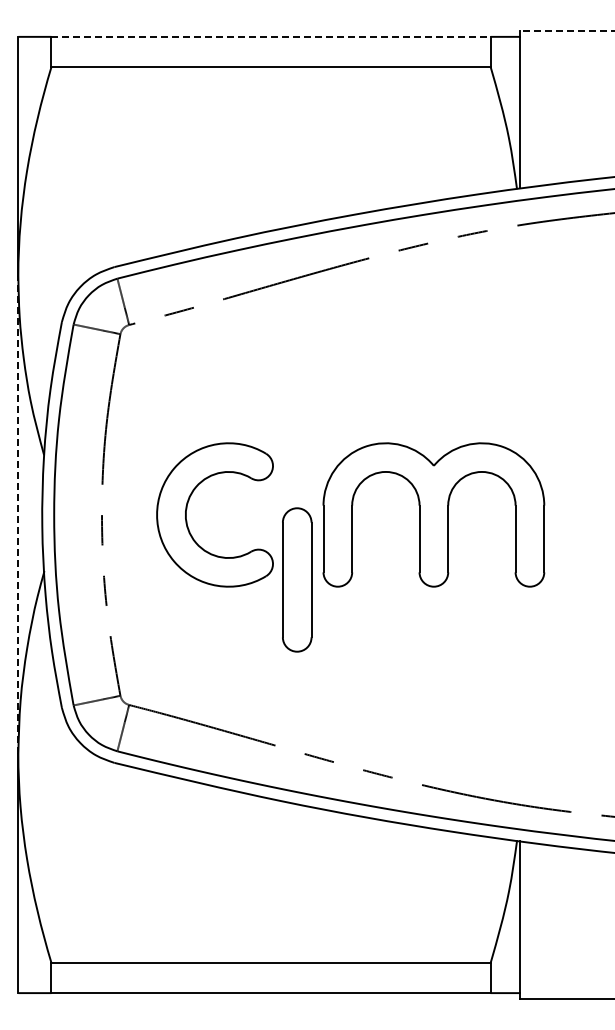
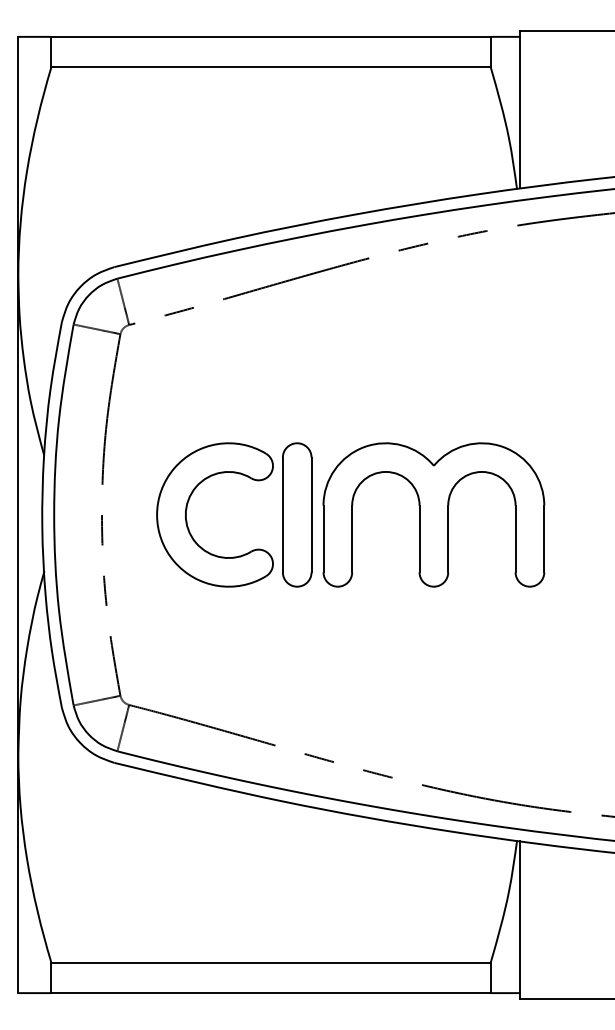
line: dashed -> solid (567, 30)
line: dashed -> solid (271, 36)
line: dashed -> solid (18, 514)
part position: (297, 579) -> (297, 514) (297, 514)
